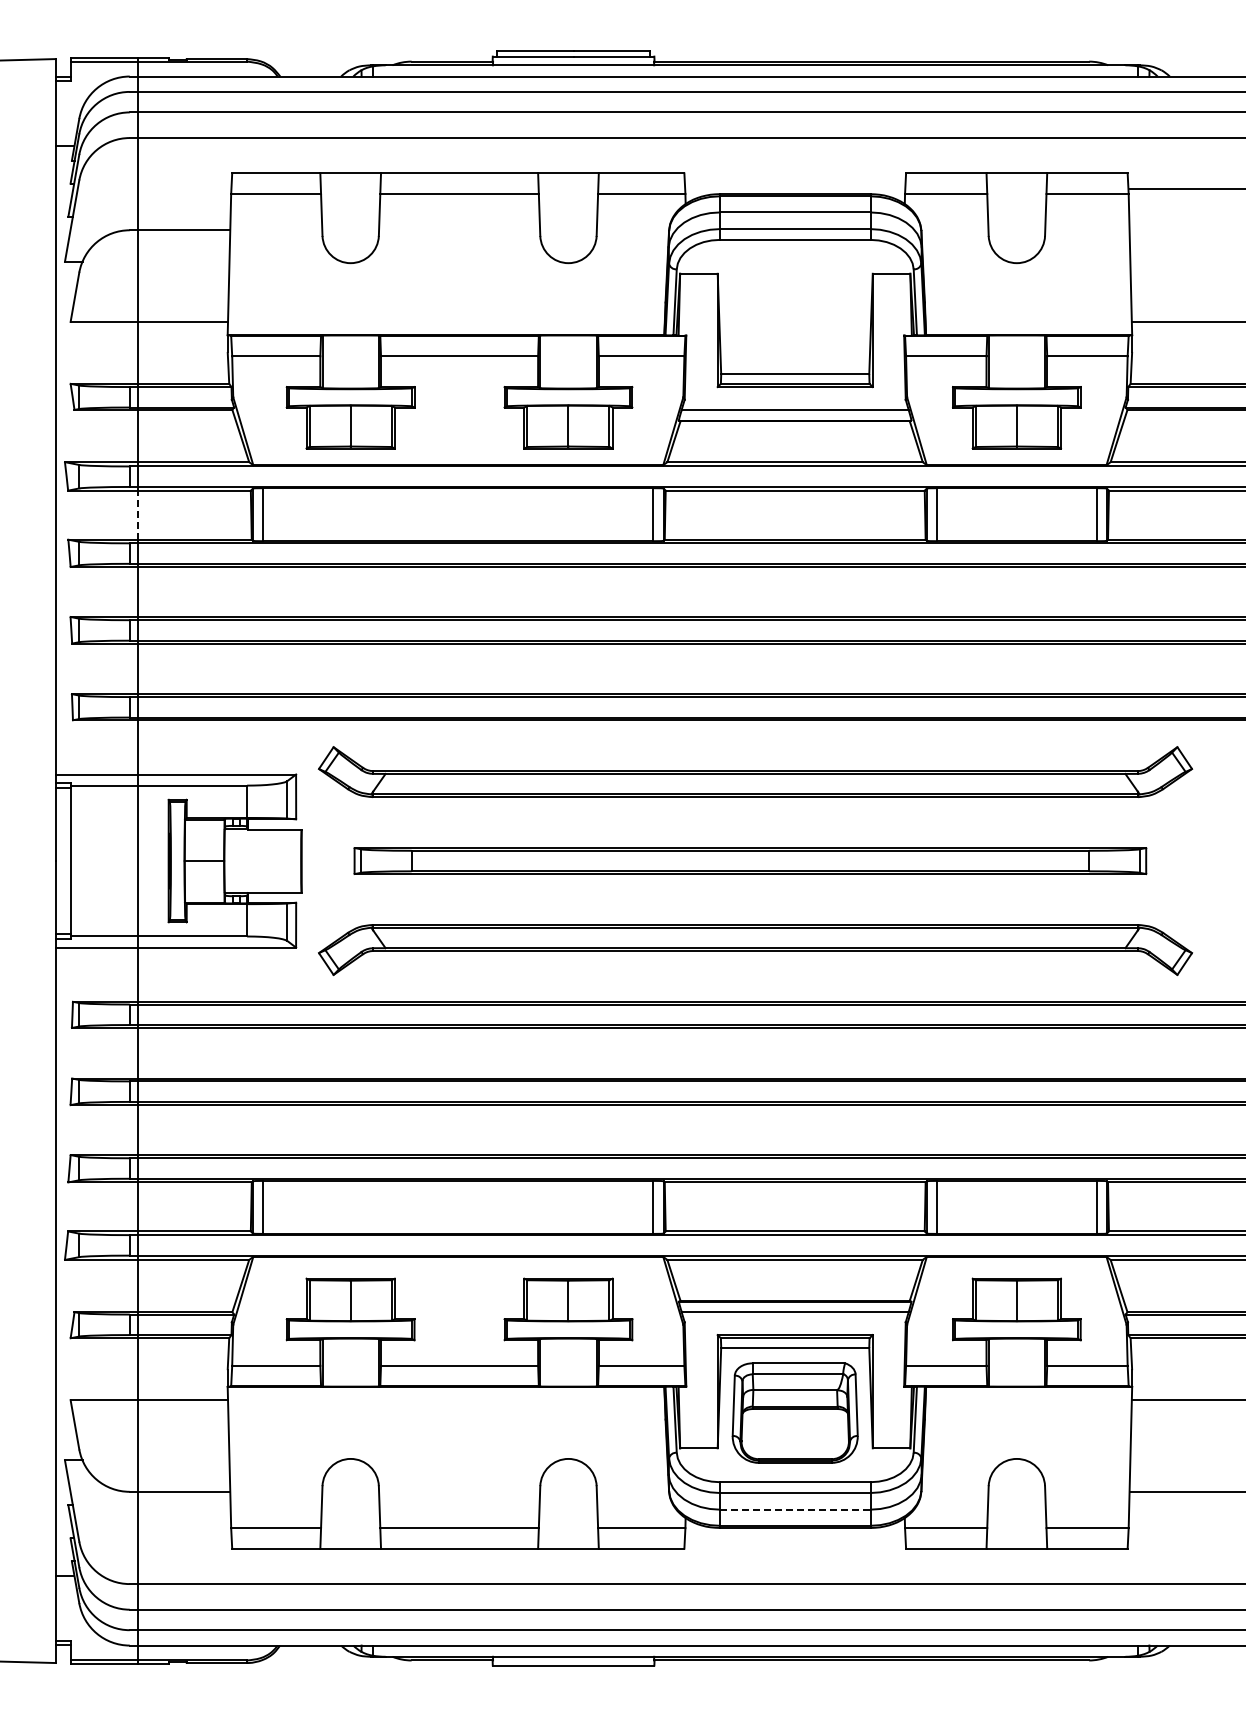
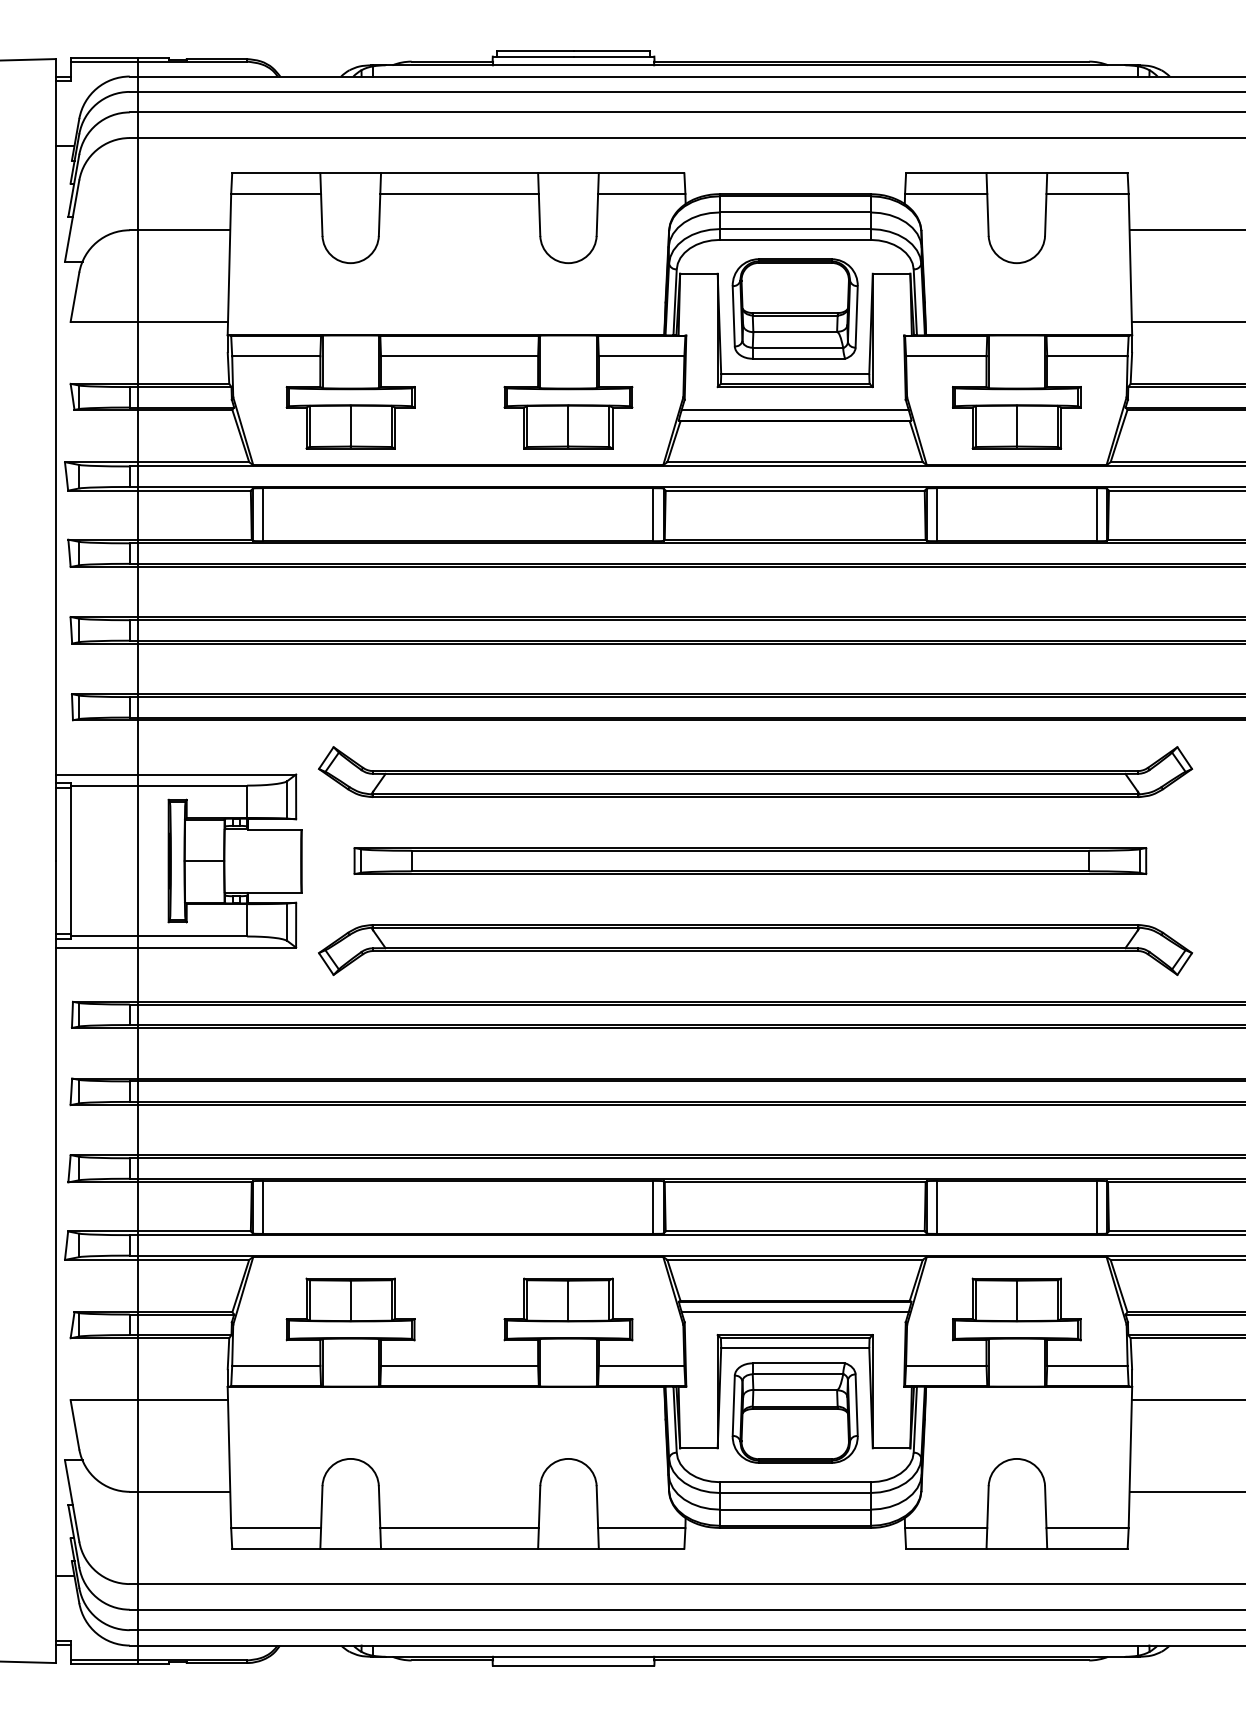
line position: (1185, 189) -> (1185, 230) (1185, 230)
part: none -> present (794, 308)
line: dashed -> solid (138, 515)
line: dashed -> solid (795, 1509)
